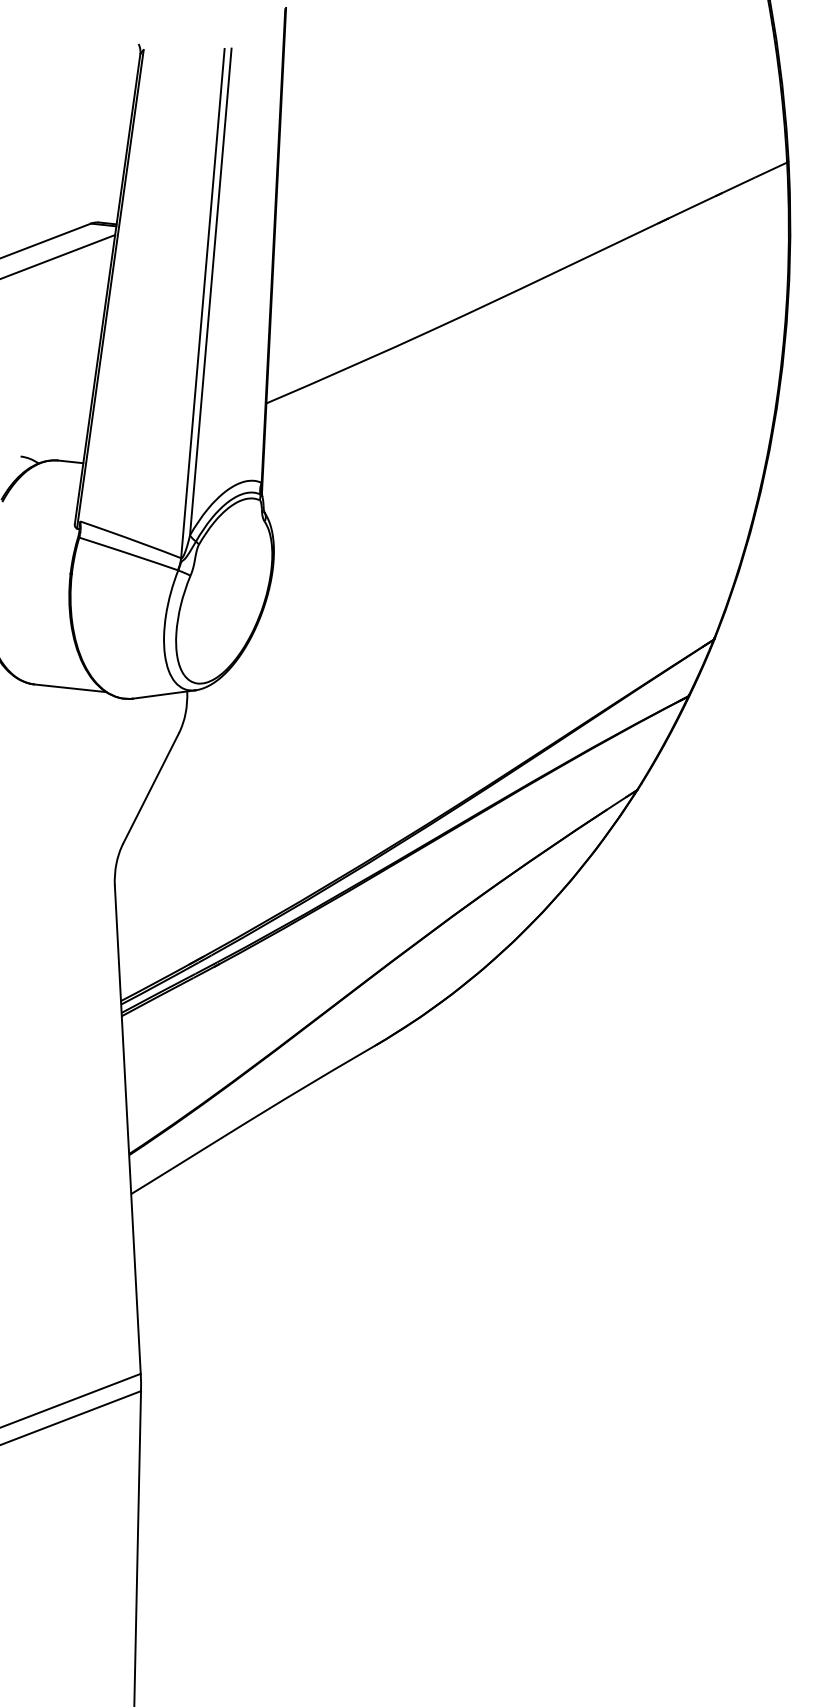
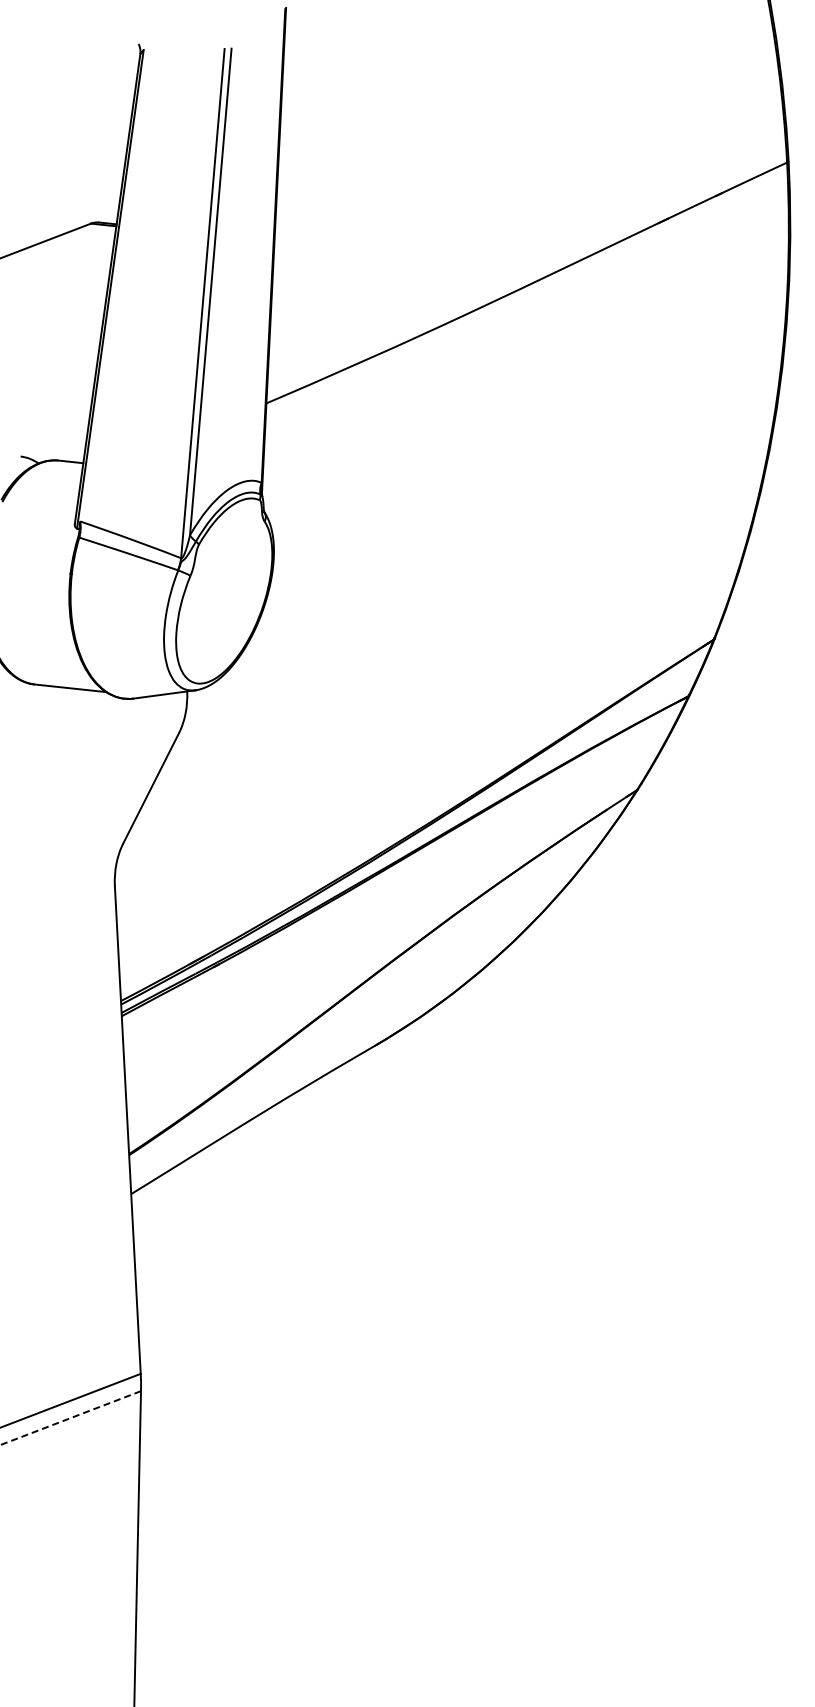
line: present -> none (58, 256)
line: solid -> dashed (70, 1418)
